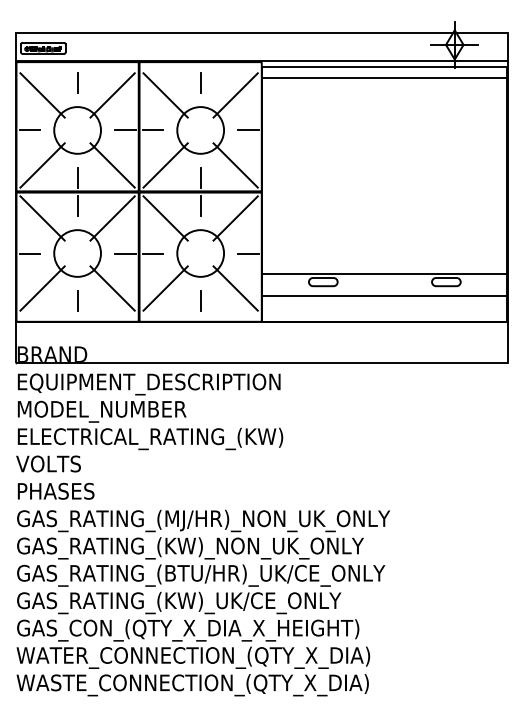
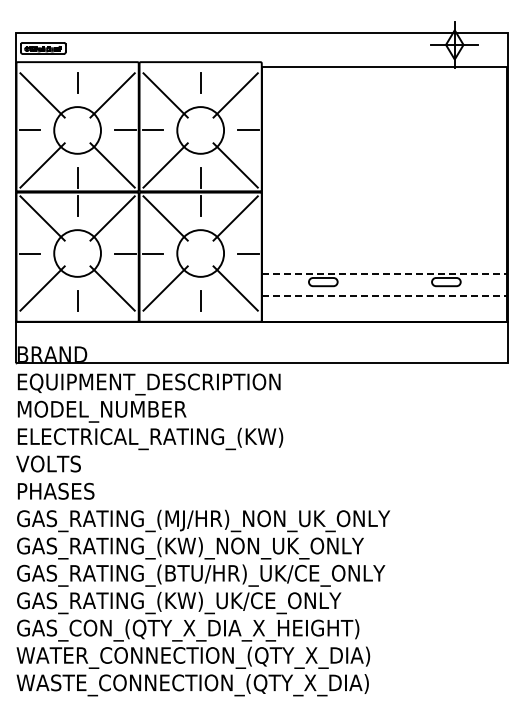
line: present -> none (261, 61)
line: present -> none (384, 78)
line: solid -> dashed (385, 273)
line: solid -> dashed (385, 295)
